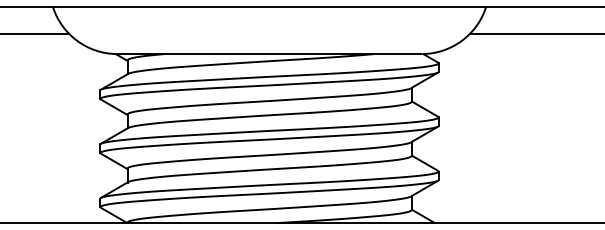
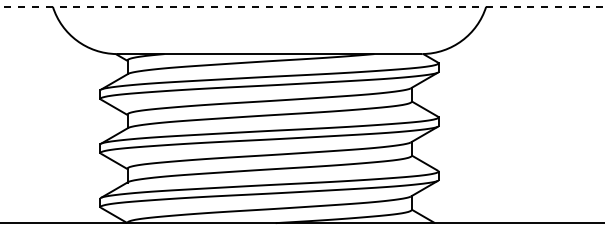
line: solid -> dashed (301, 6)
line: present -> none (35, 33)
line: present -> none (535, 33)
